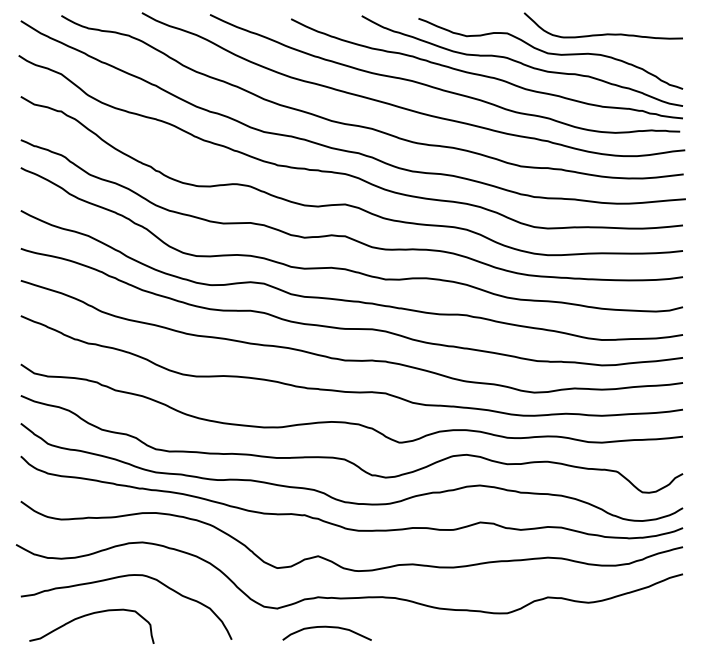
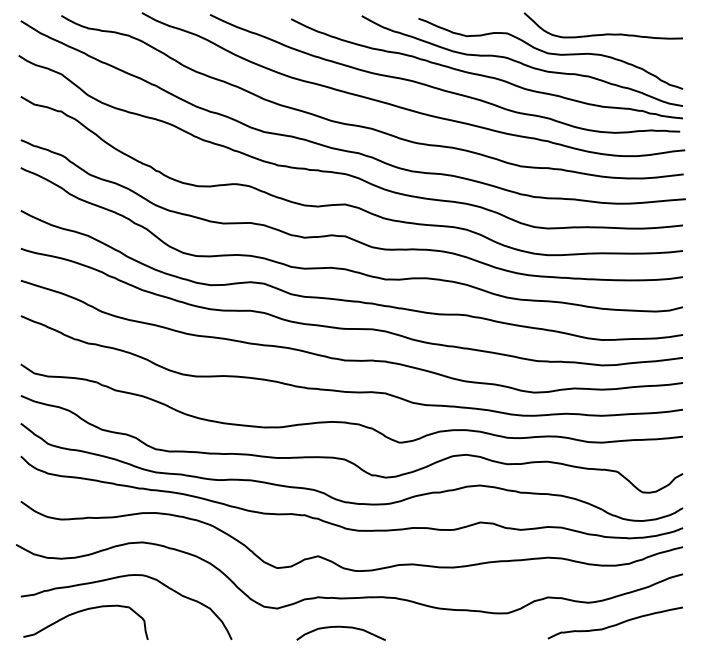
curve position: (89, 615) -> (83, 611) (83, 611)
curve: none -> present (614, 624)
curve position: (326, 627) -> (340, 627) (340, 627)
